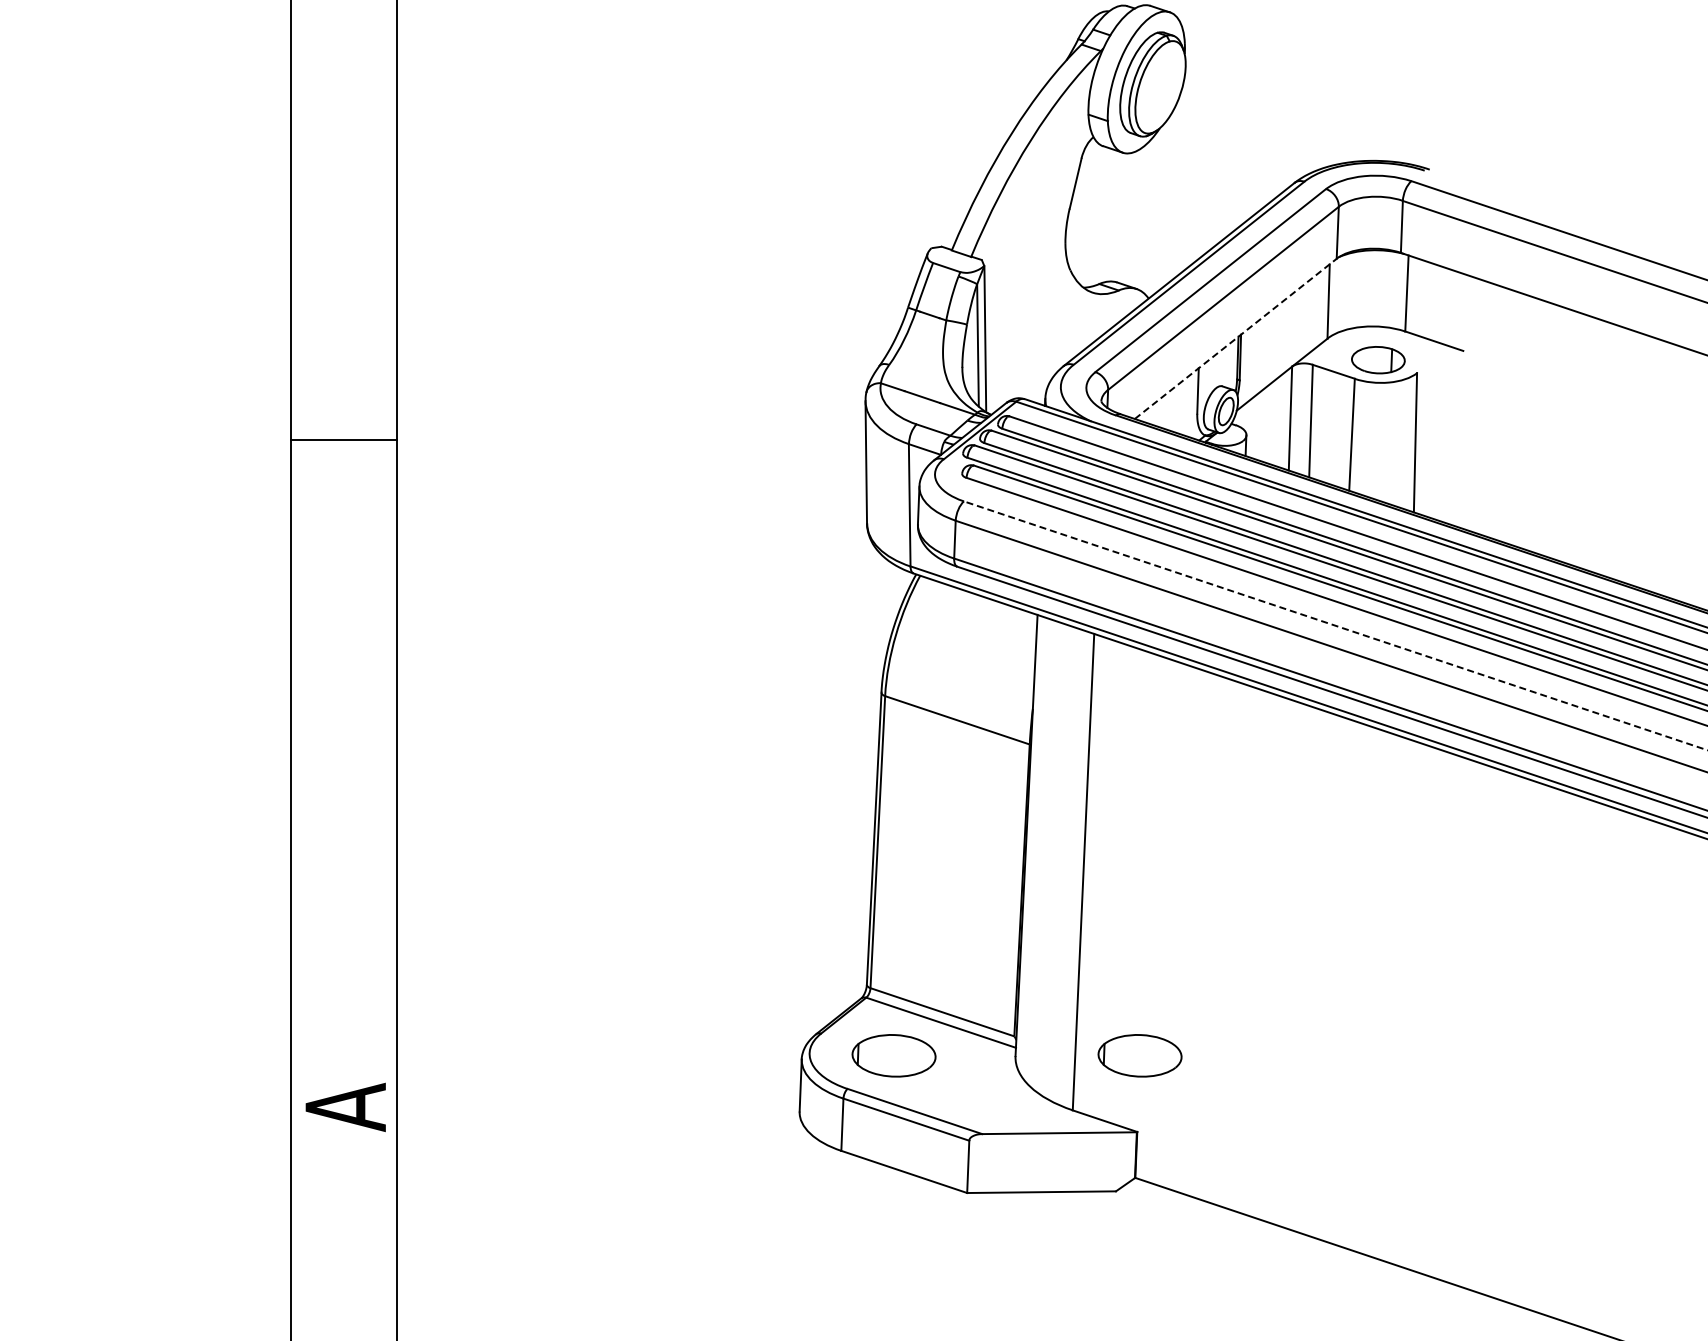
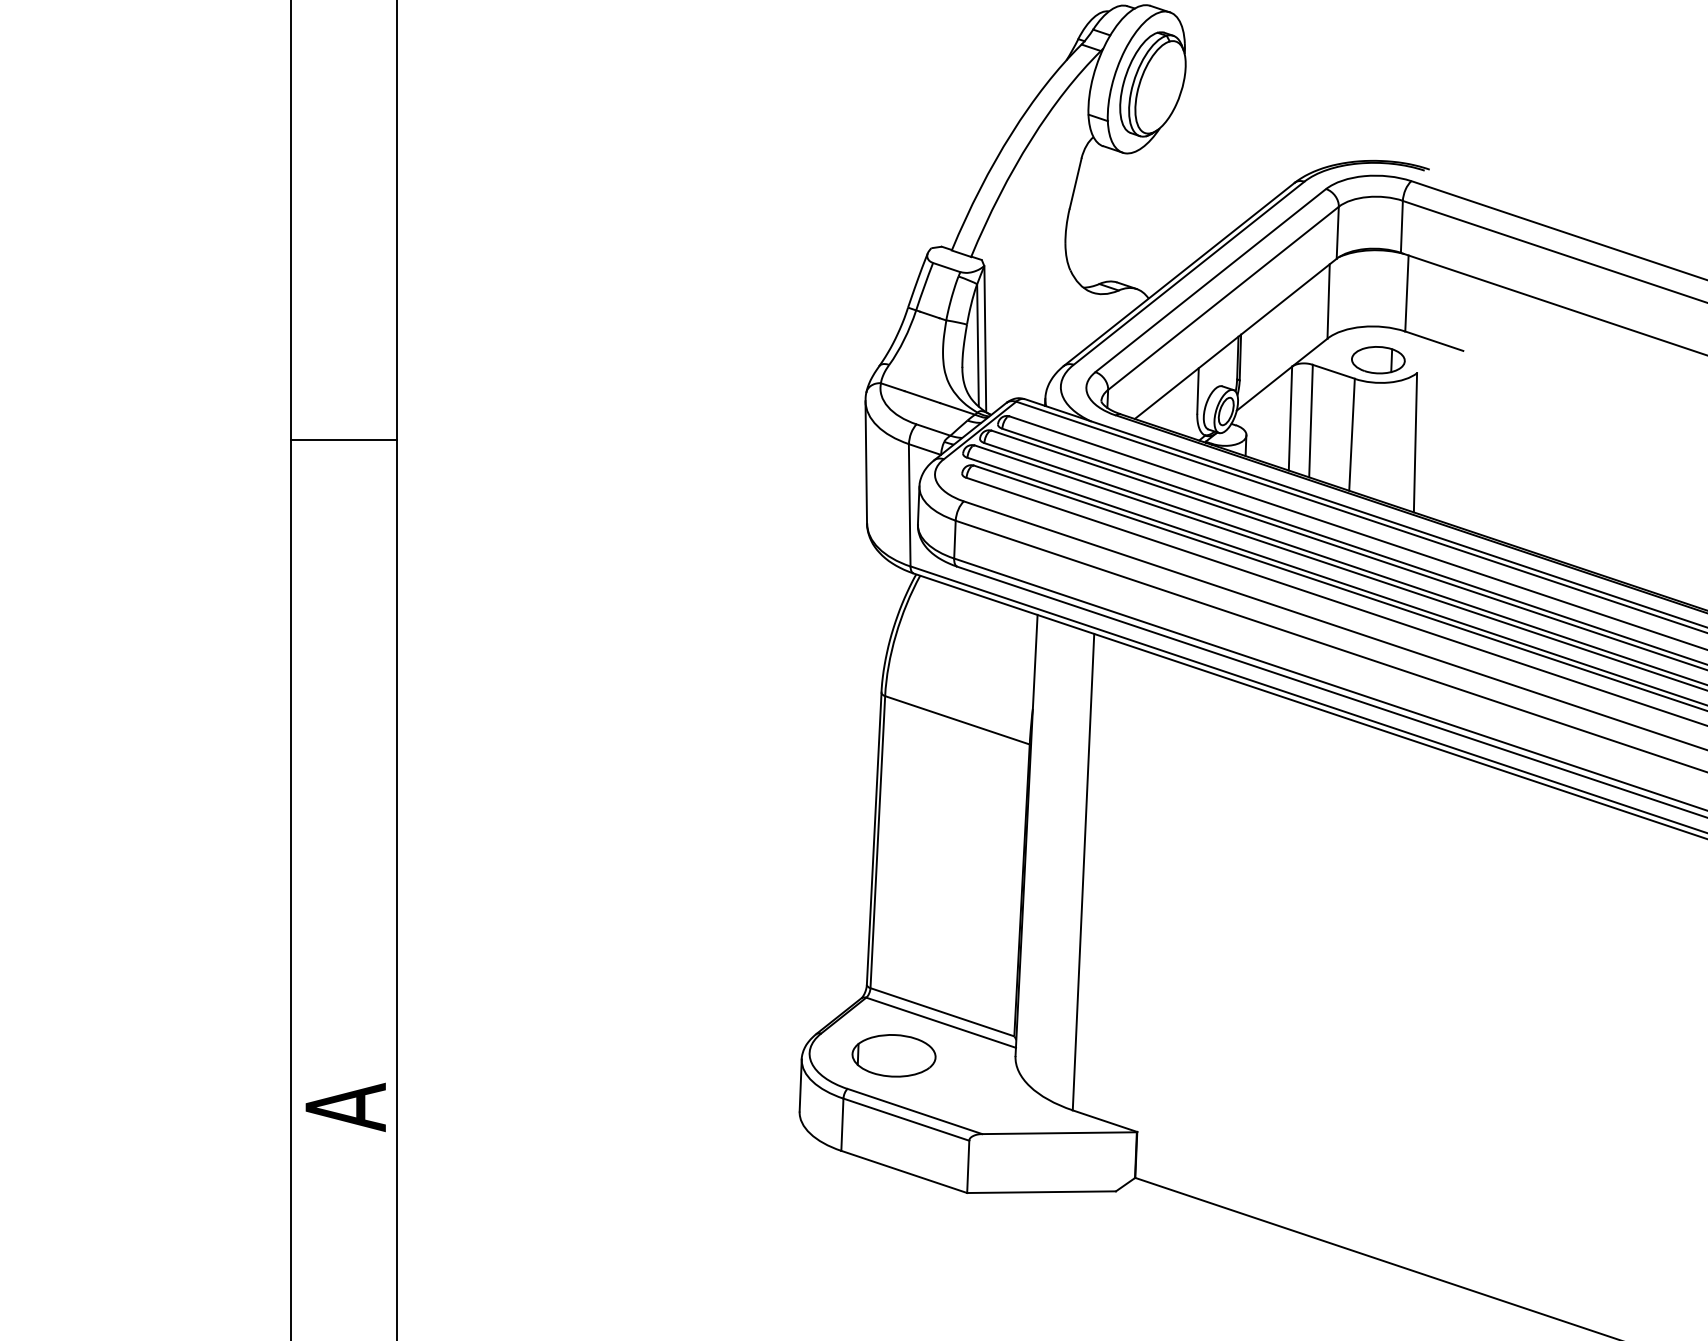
line: dashed -> solid (1235, 338)
line: dashed -> solid (1335, 625)
part: present -> none (1139, 1055)
